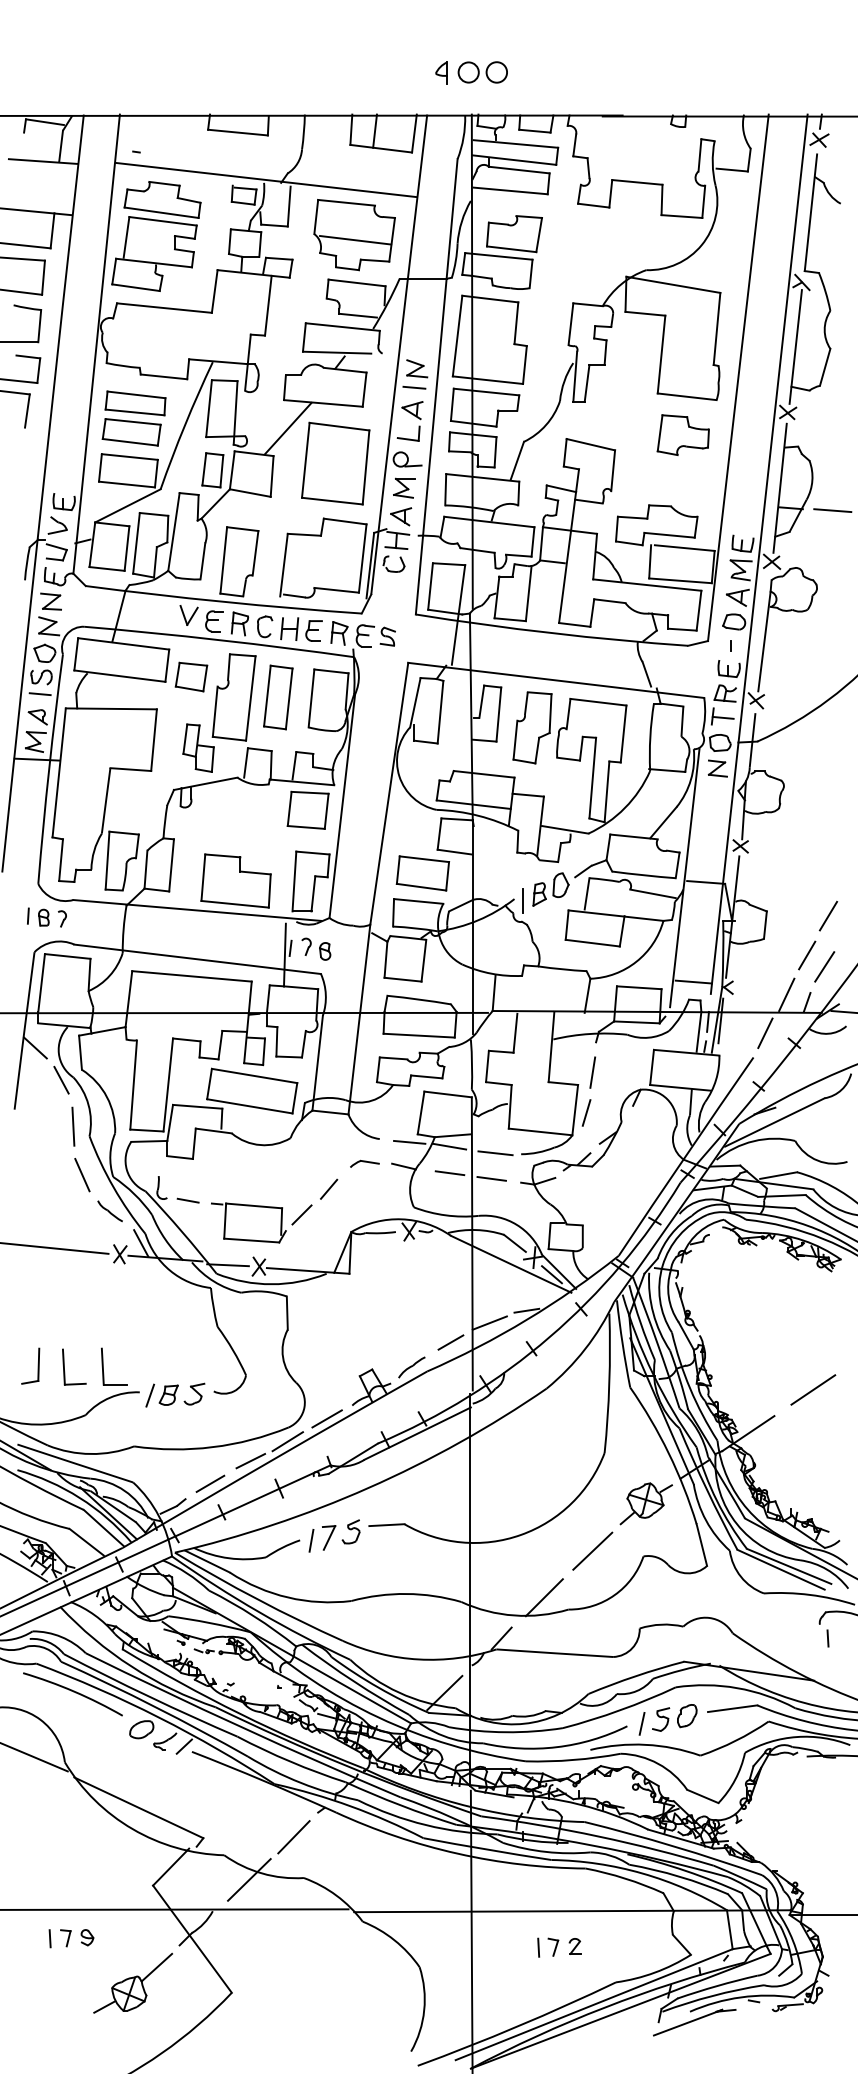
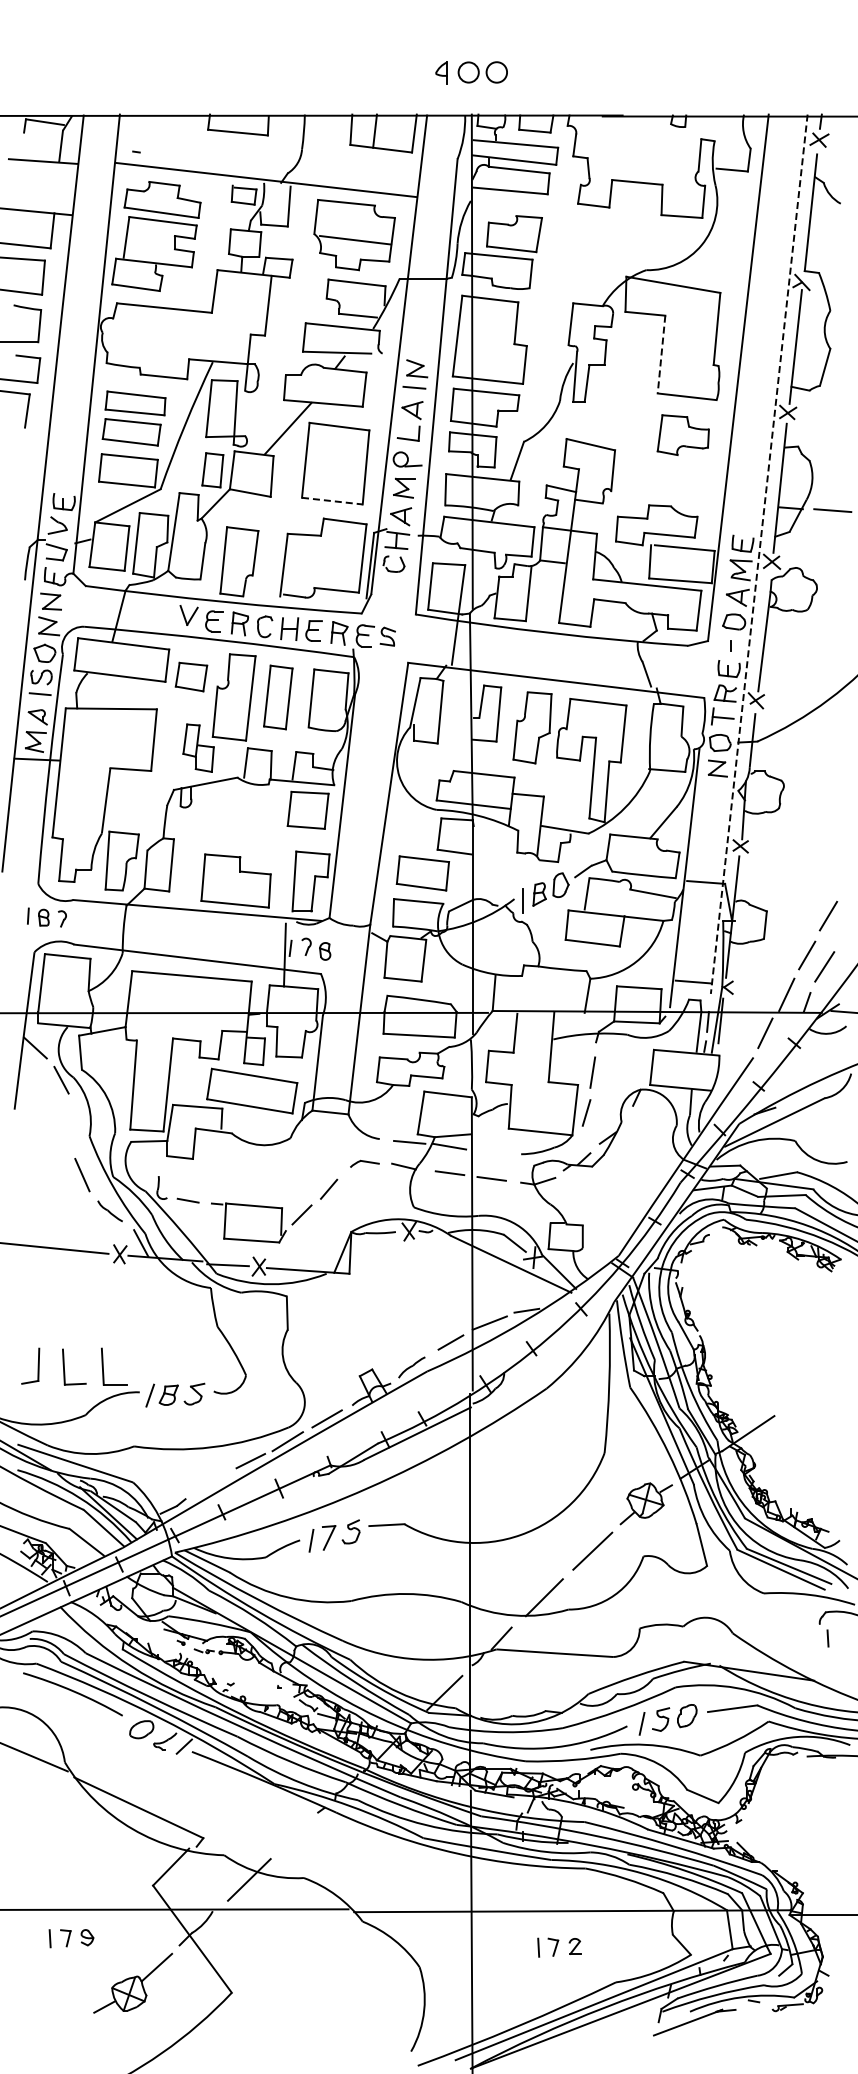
line: solid -> dashed (661, 355)
line: solid -> dashed (332, 501)
line: solid -> dashed (759, 554)
line: present -> none (73, 1126)
line: present -> none (495, 1153)
line: present -> none (551, 1274)
line: present -> none (813, 1389)
line: present -> none (210, 1483)
line: present -> none (293, 1837)
